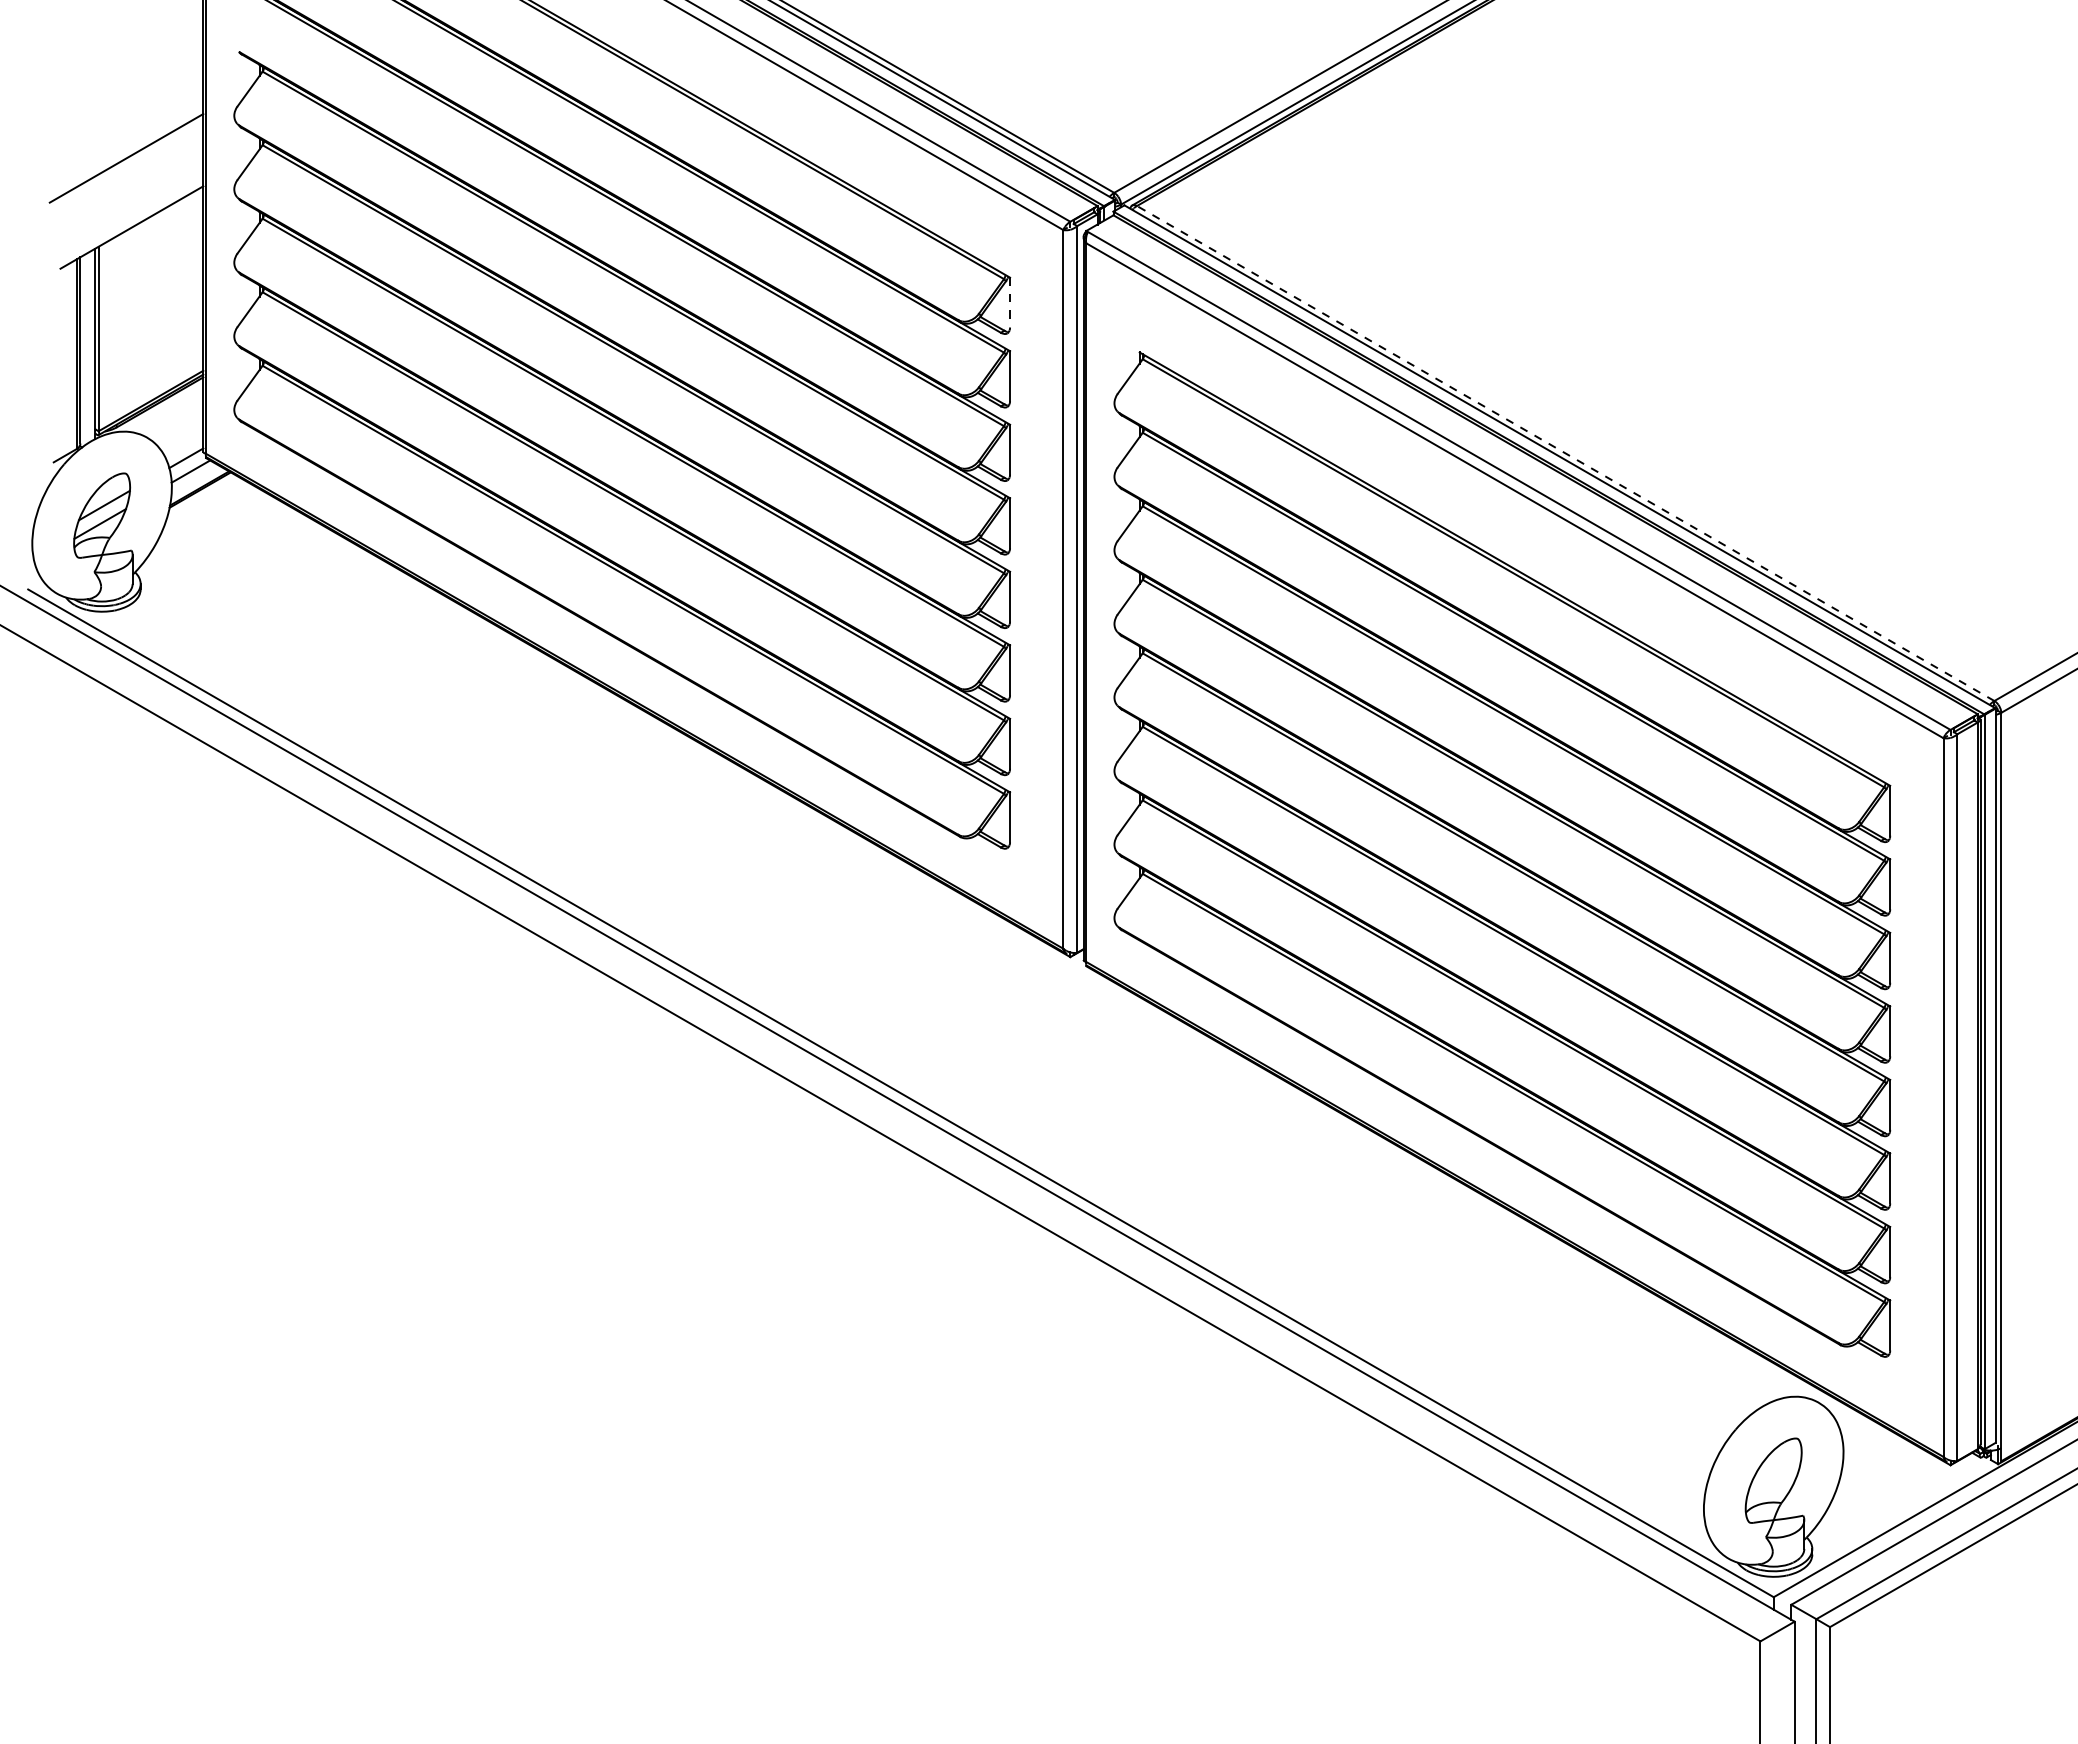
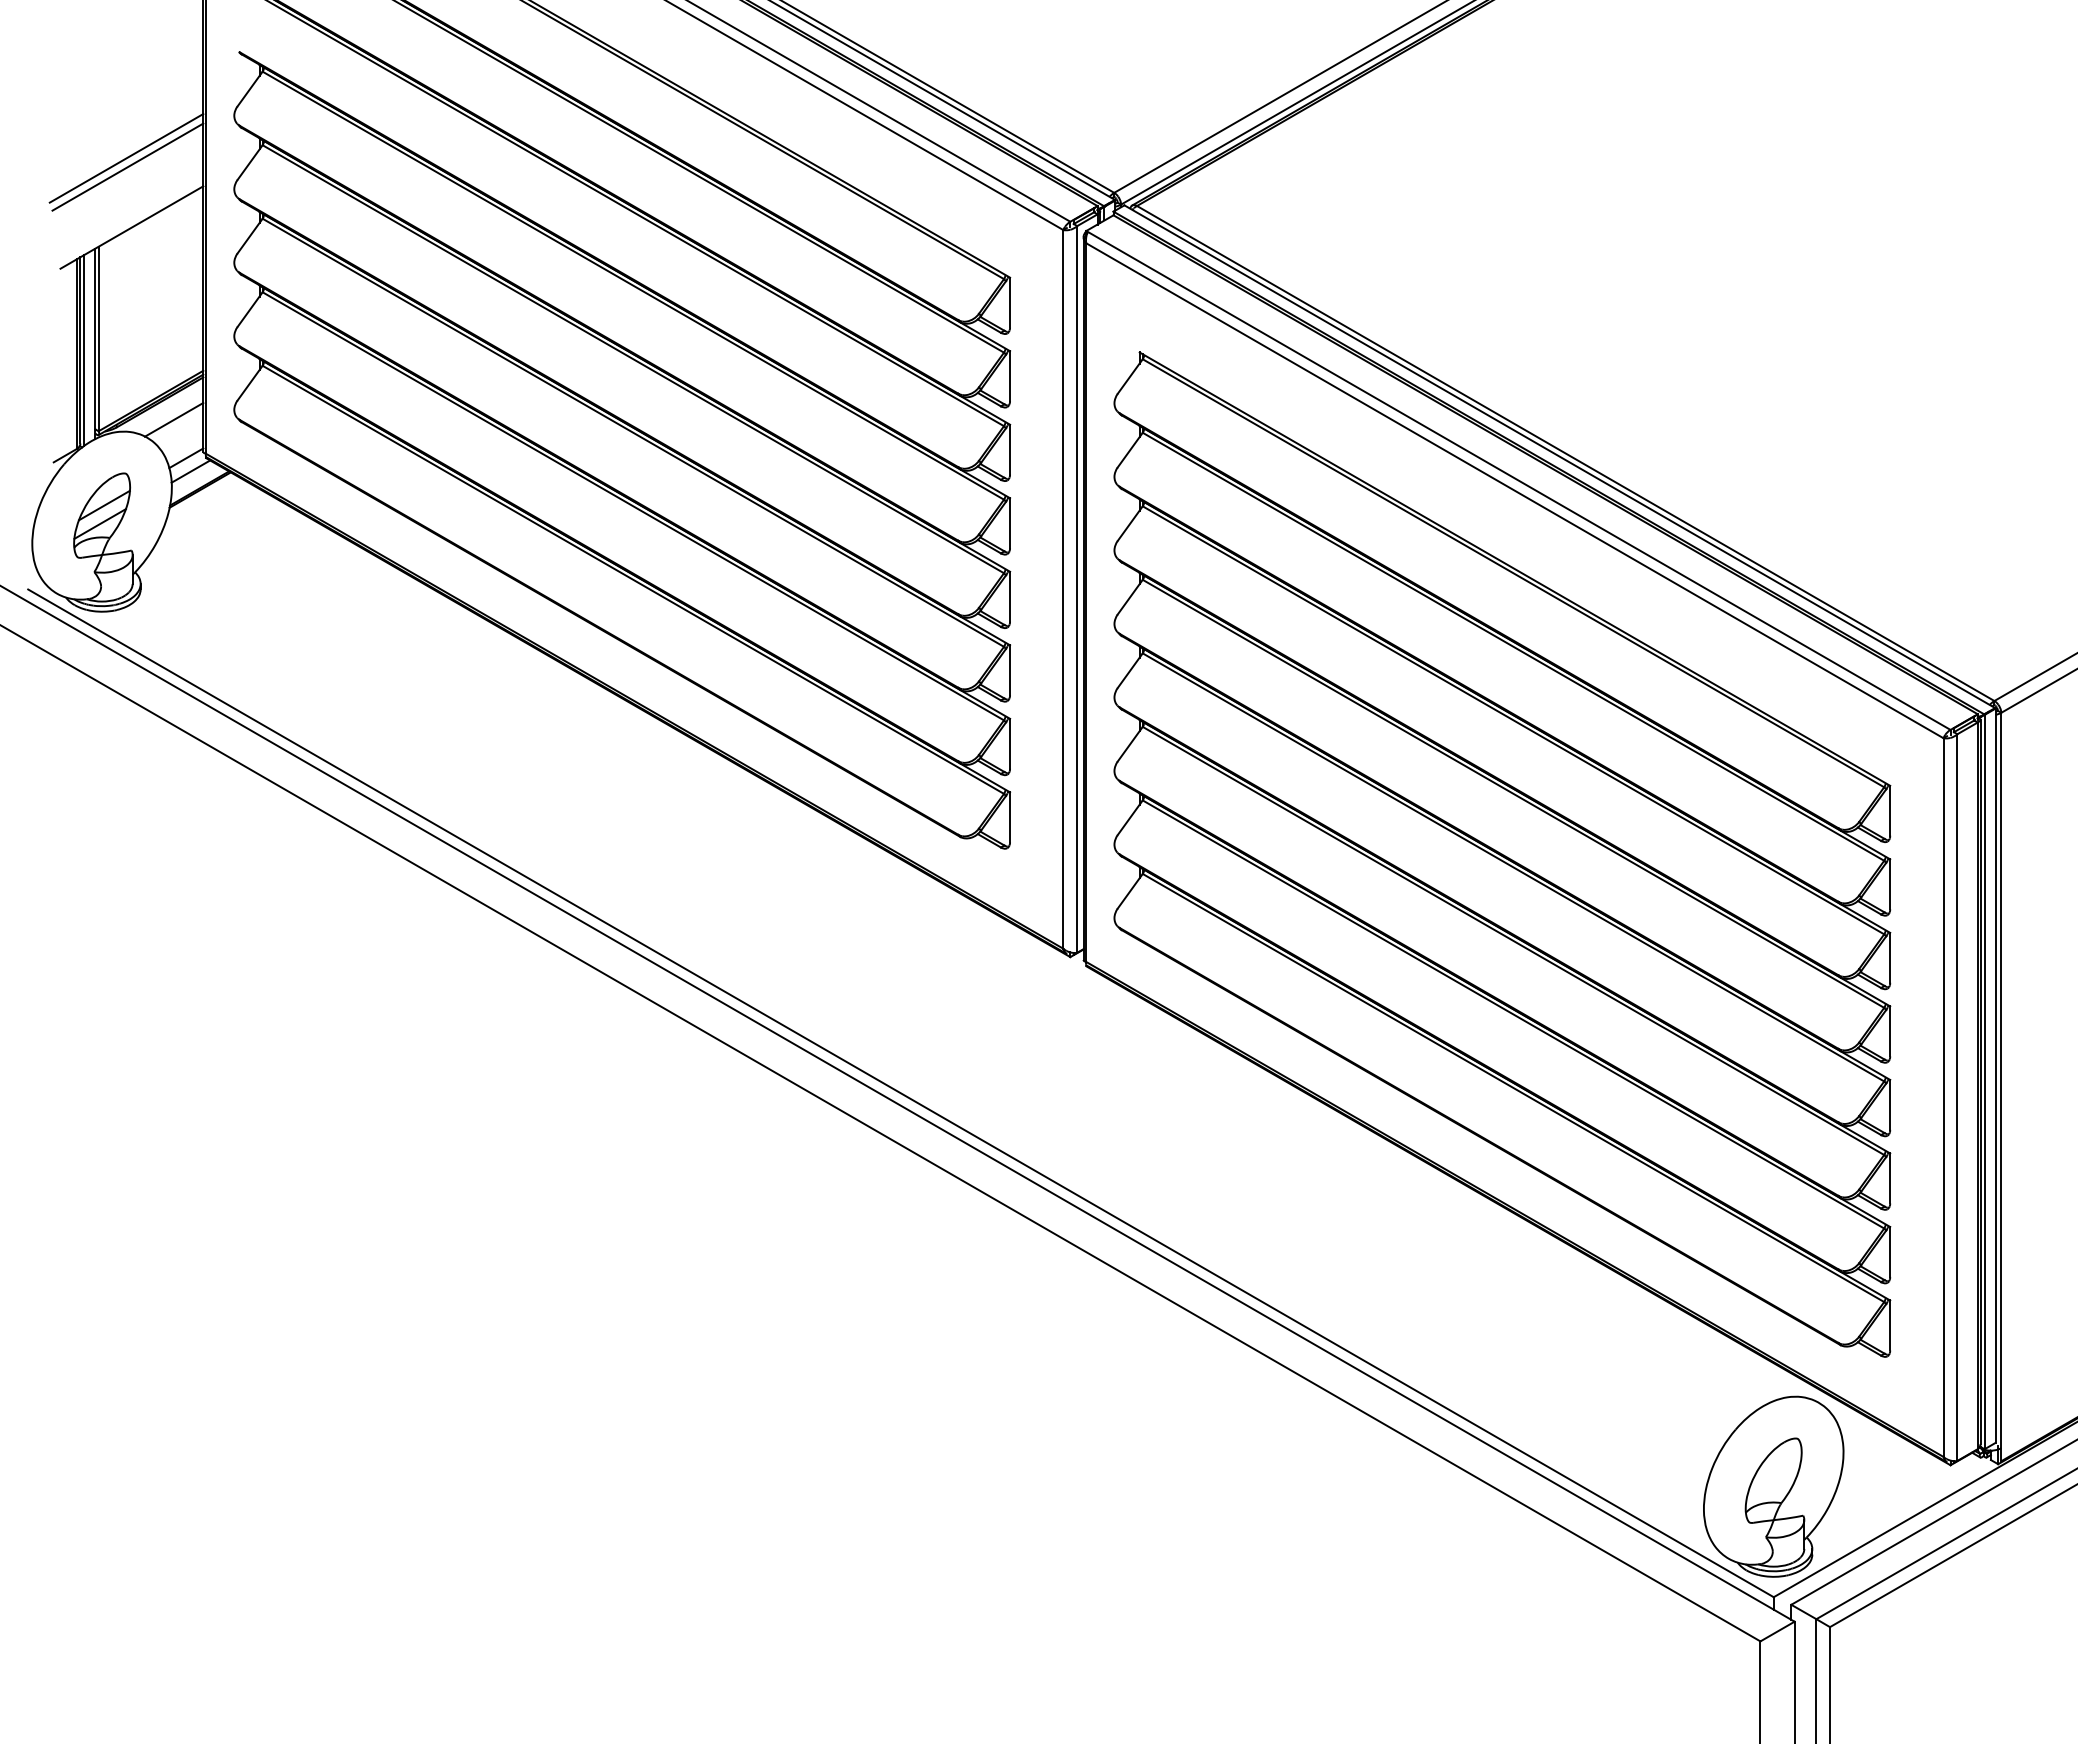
line: none -> present (127, 166)
line: dashed -> solid (1010, 302)
line: none -> present (84, 349)
line: none -> present (173, 419)
line: dashed -> solid (1565, 453)
